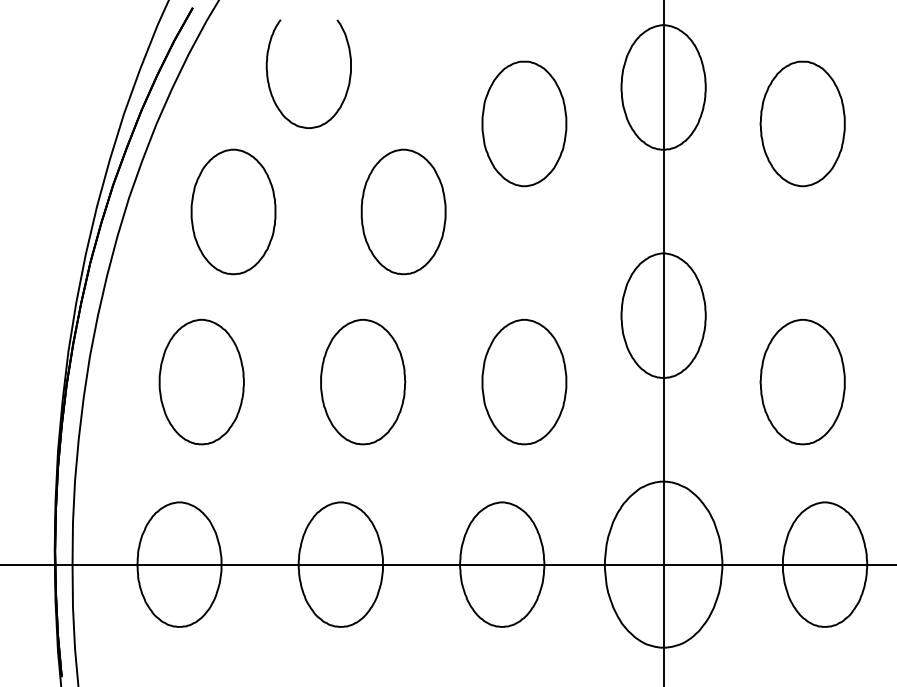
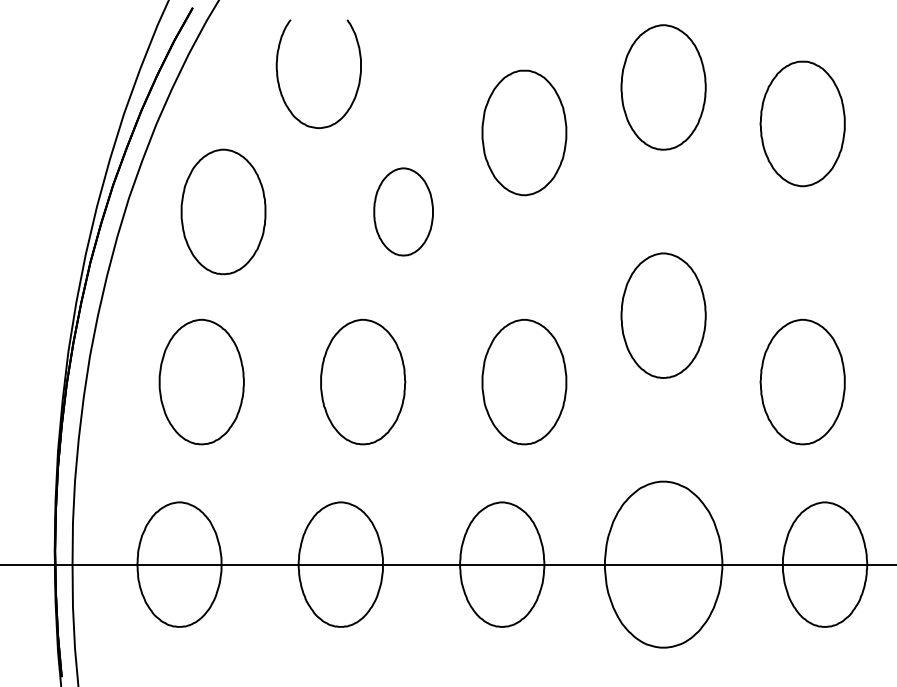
curve position: (268, 73) -> (278, 73) (278, 73)
part position: (524, 123) -> (524, 132) (524, 132)
part position: (233, 211) -> (223, 211) (223, 211)
part size: 87x128 px -> 61x90 px (403, 211)
line: present -> none (663, 342)
